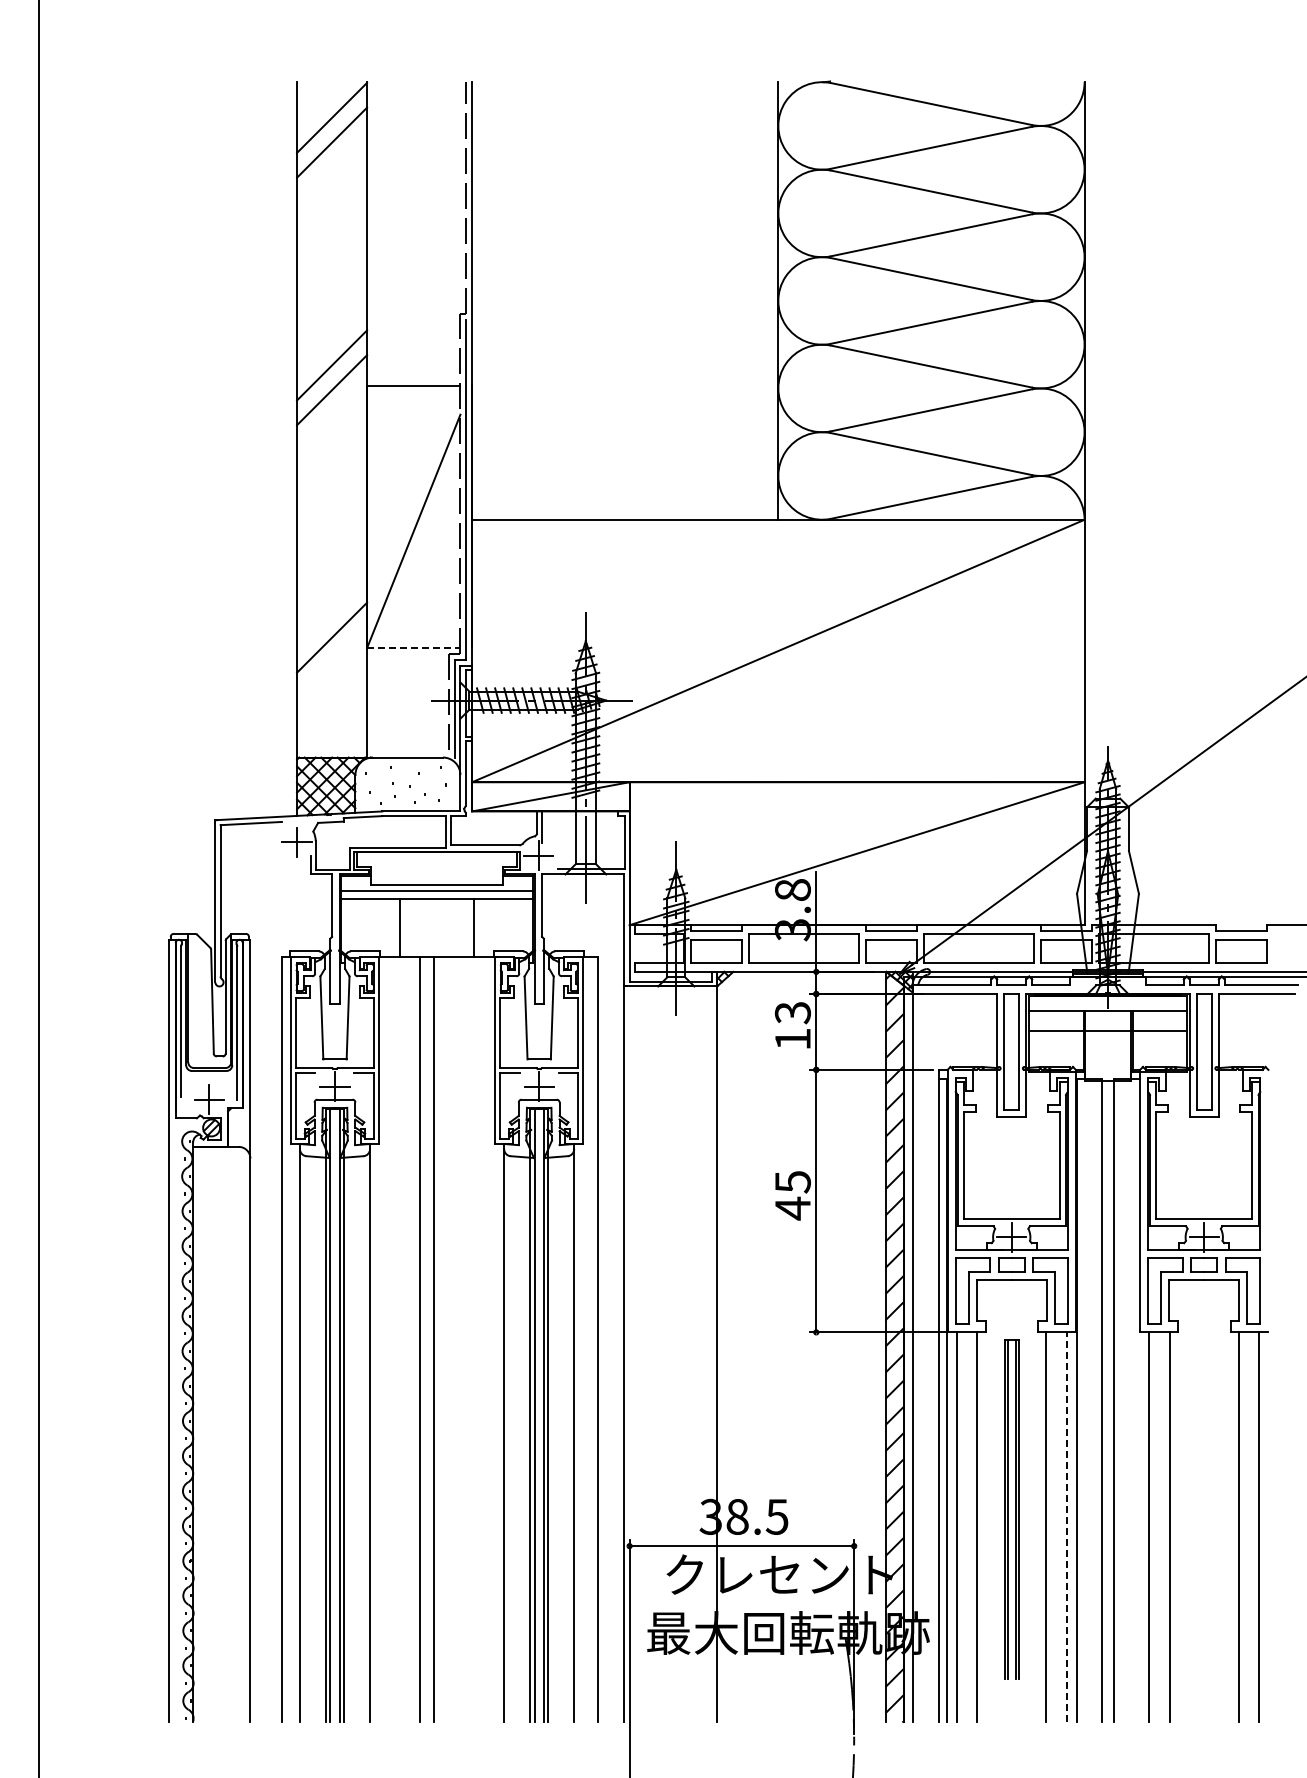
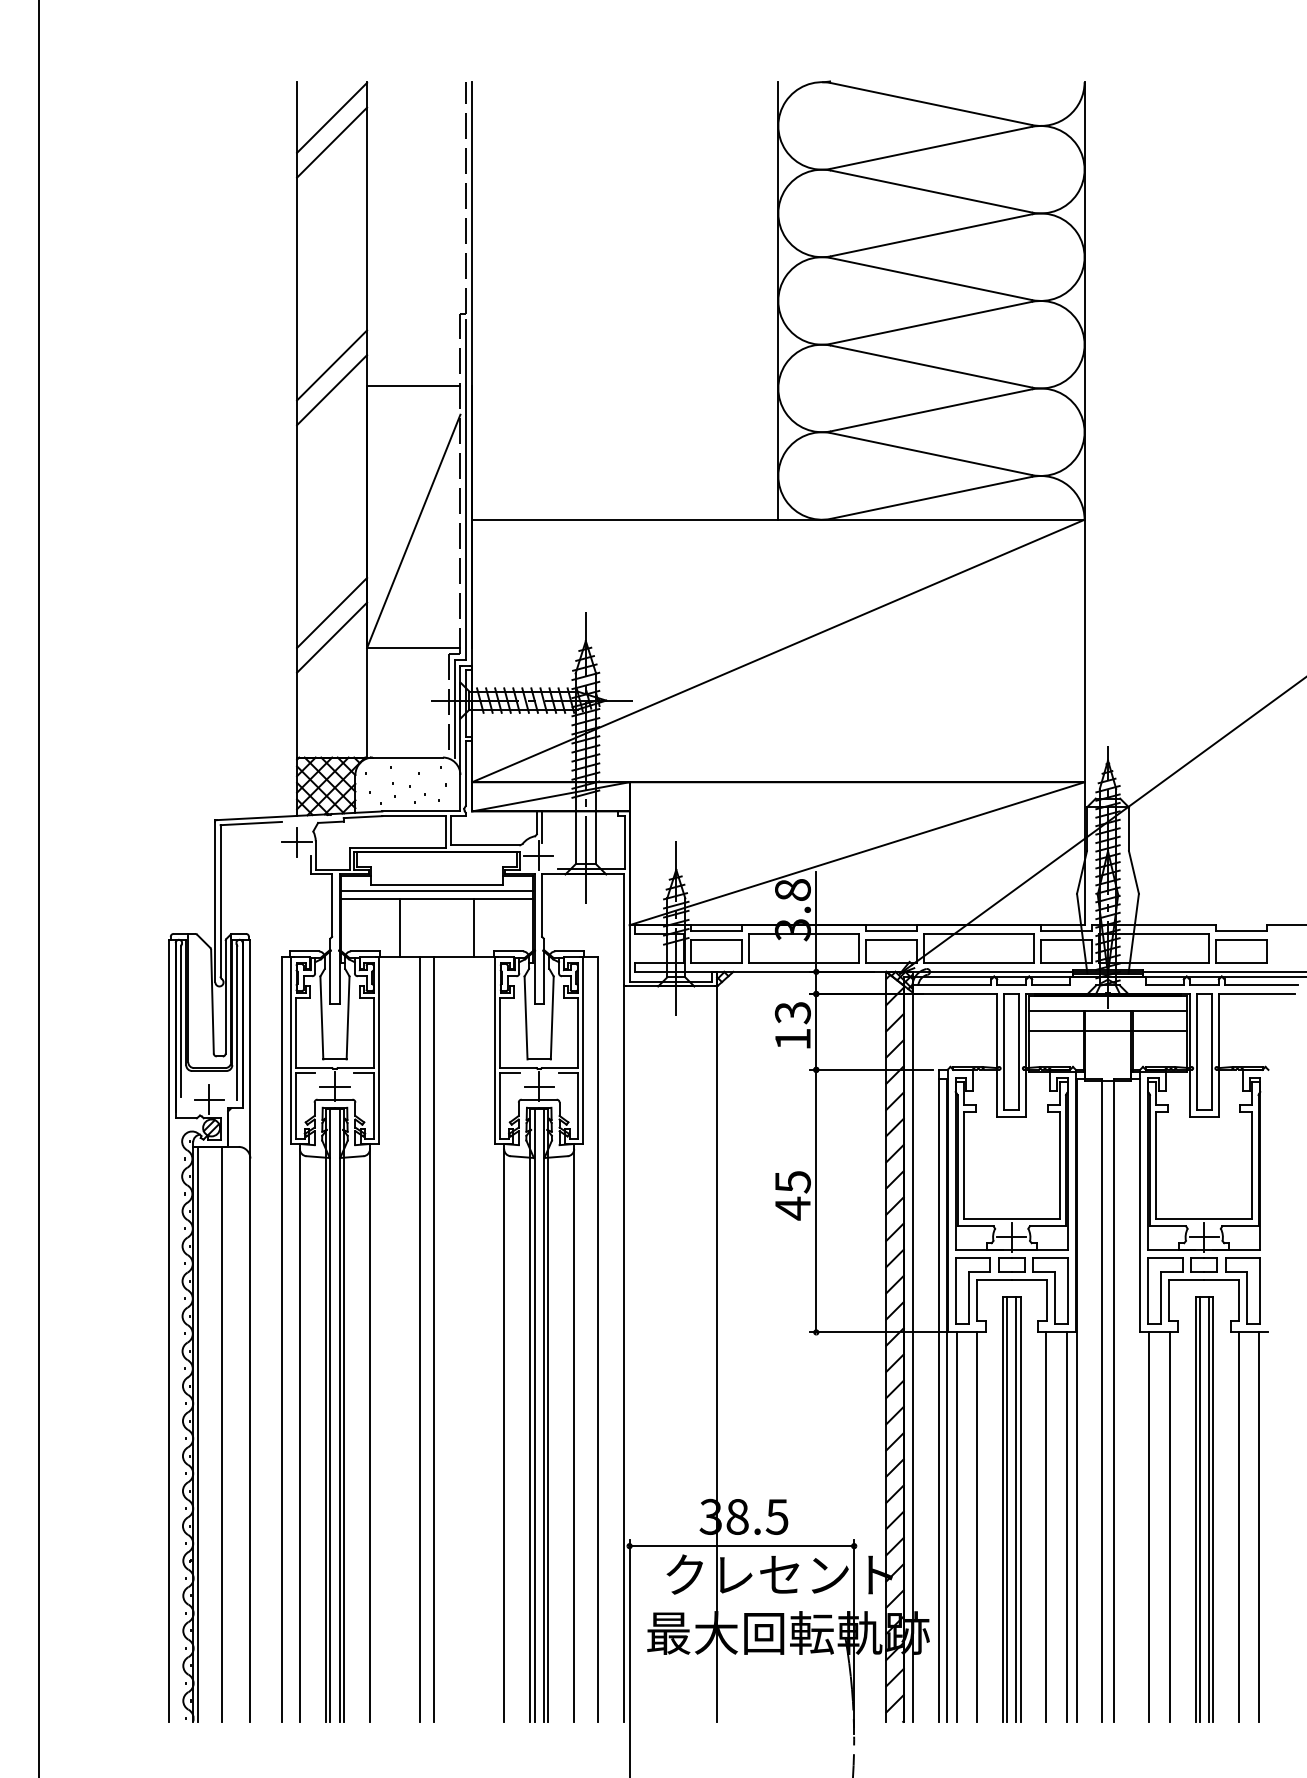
line: none -> present (332, 612)
line: dashed -> solid (413, 648)
line: none -> present (197, 1433)
line: none -> present (222, 1433)
part size: 16x341 px -> 20x427 px (1011, 1509)
part: none -> present (1204, 1509)
line: dashed -> solid (1066, 1527)
